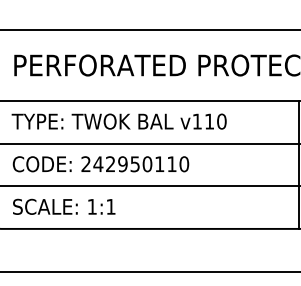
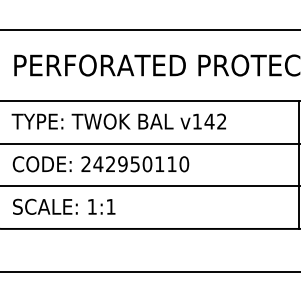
text: v110 -> v142 (215, 121)
